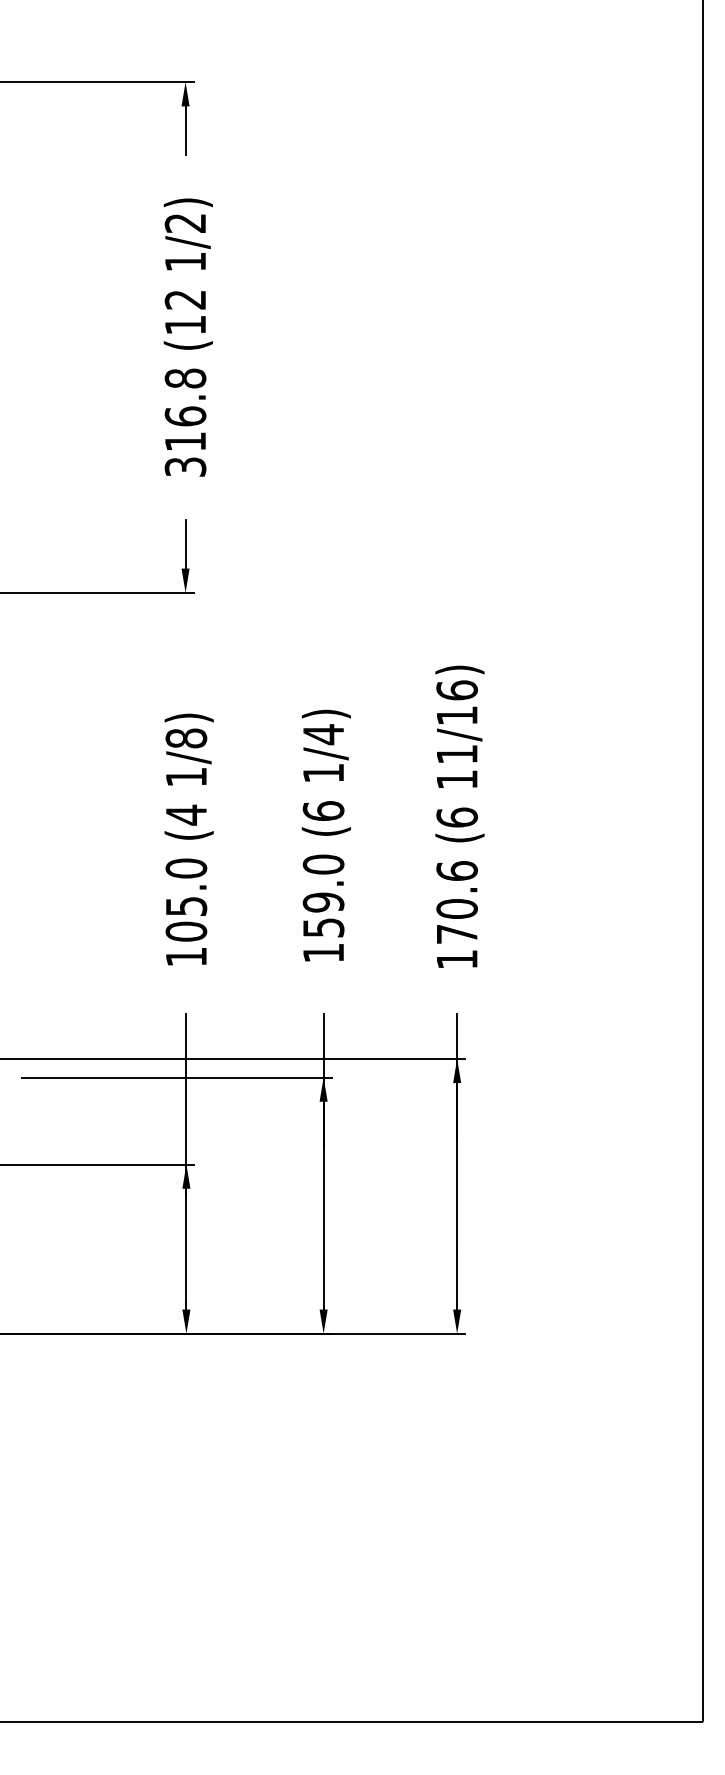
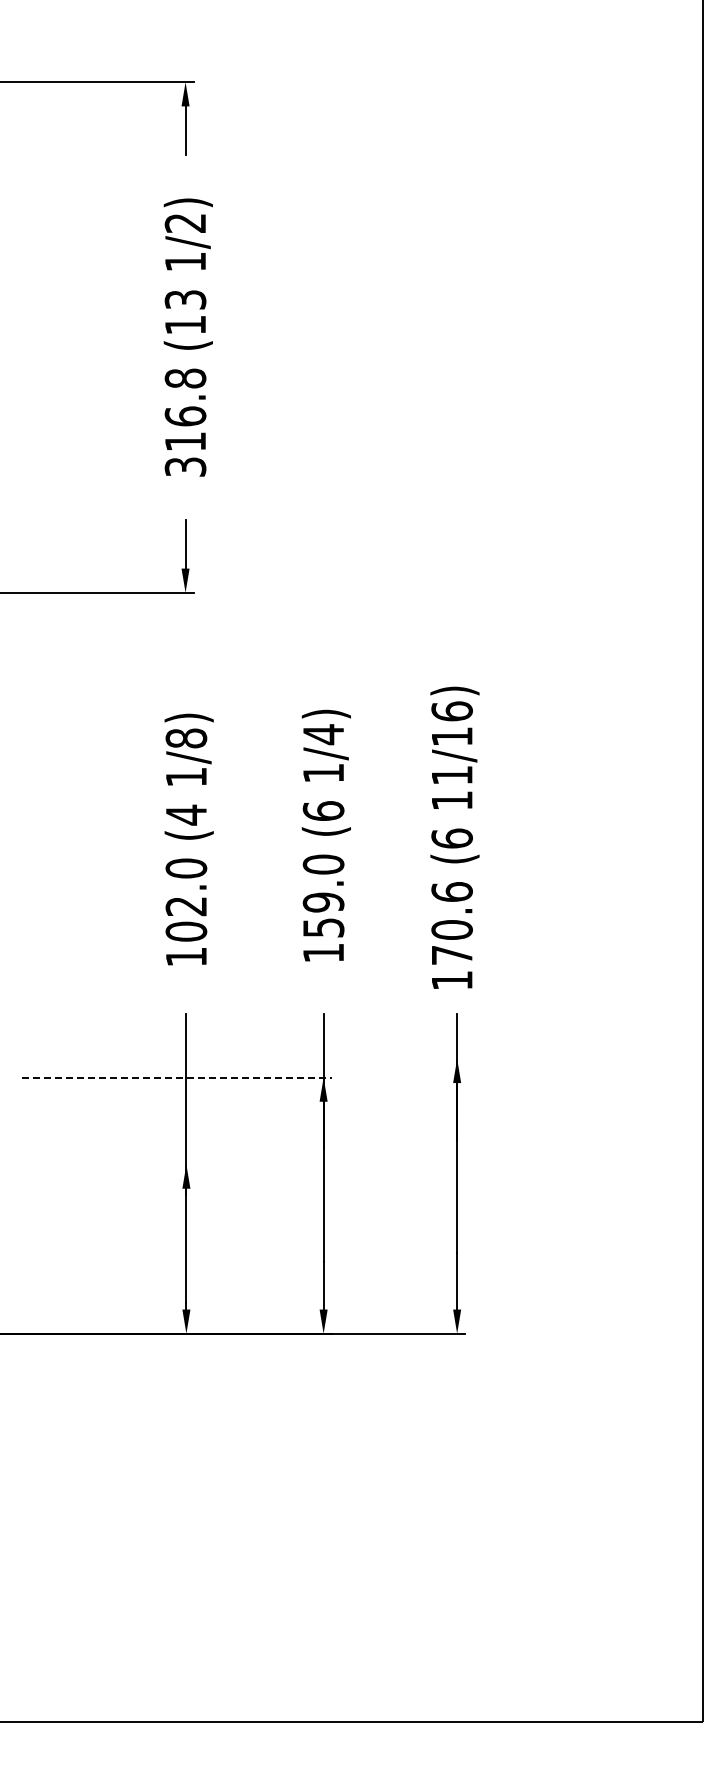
text: (12 -> (13 (185, 299)
text position: (459, 816) -> (454, 837) (454, 837)
text: 105.0 -> 102.0 (186, 906)
line: present -> none (233, 1058)
line: solid -> dashed (176, 1077)
line: present -> none (98, 1164)
